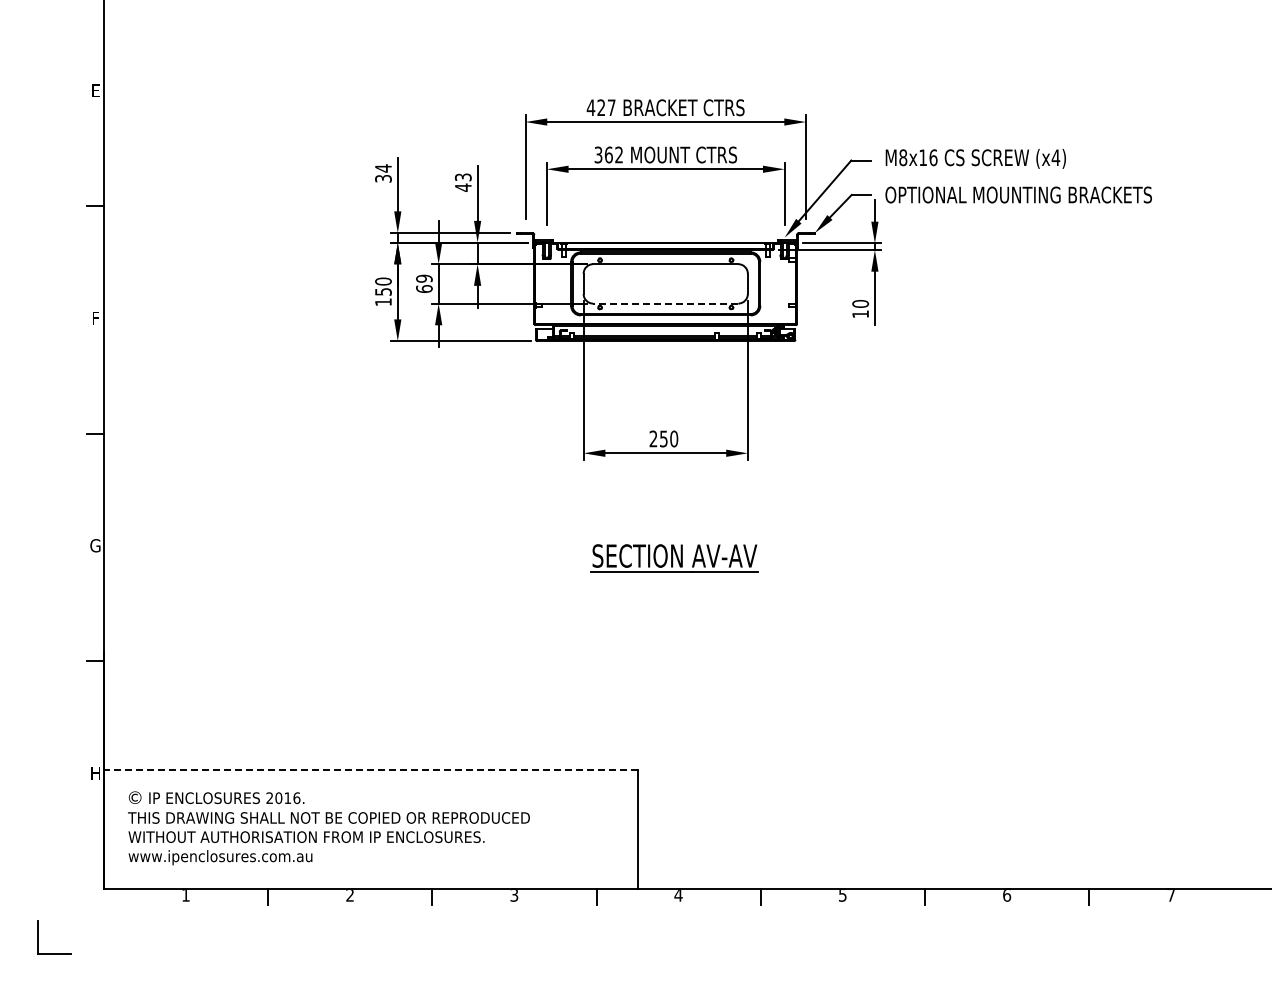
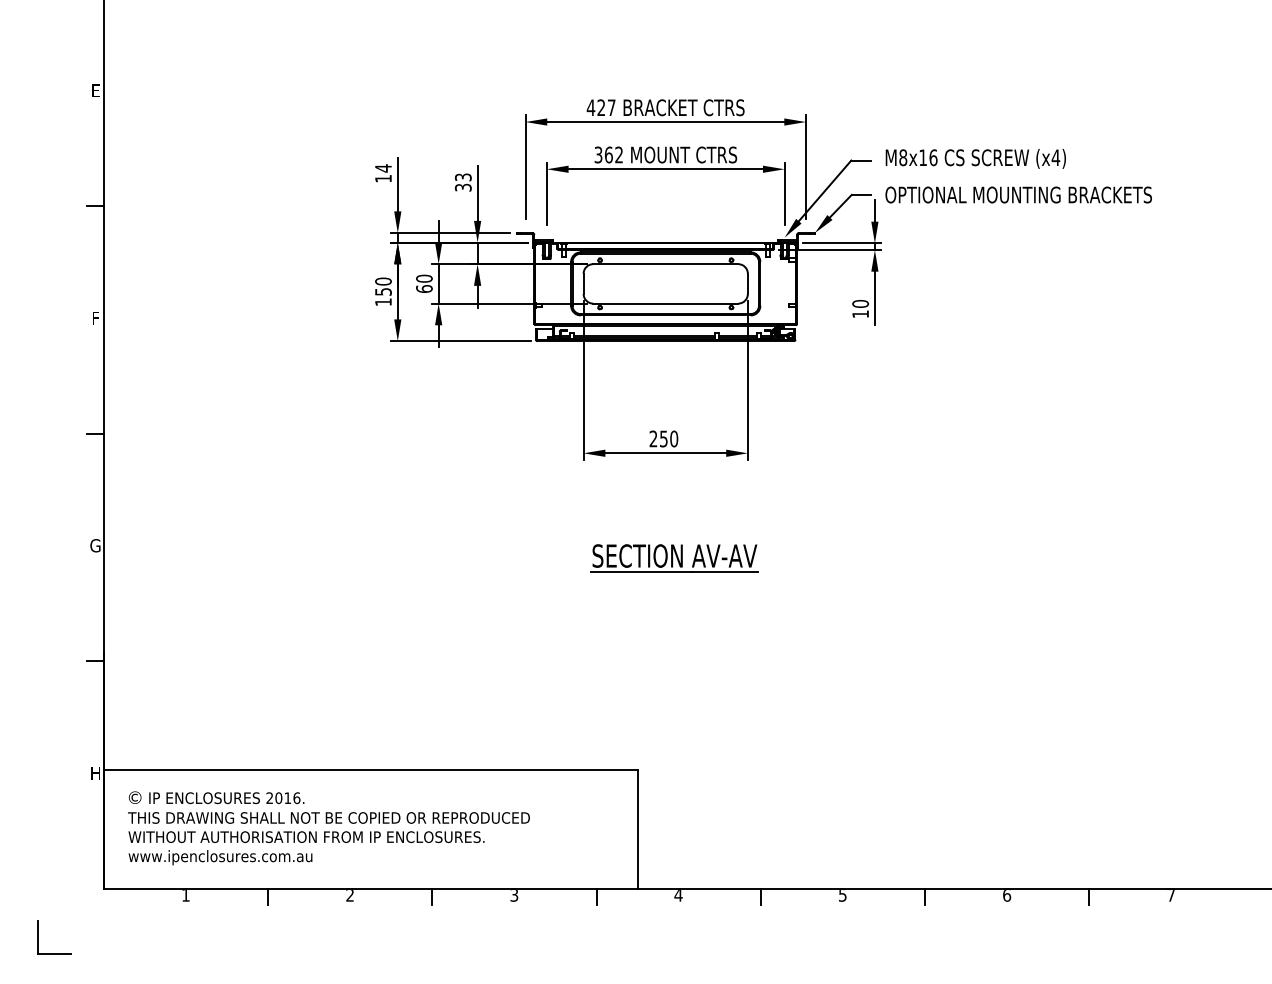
text: 34 -> 14 (383, 178)
text: 43 -> 33 (462, 187)
text: 69 -> 60 (424, 278)
line: dashed -> solid (665, 303)
line: dashed -> solid (370, 770)
